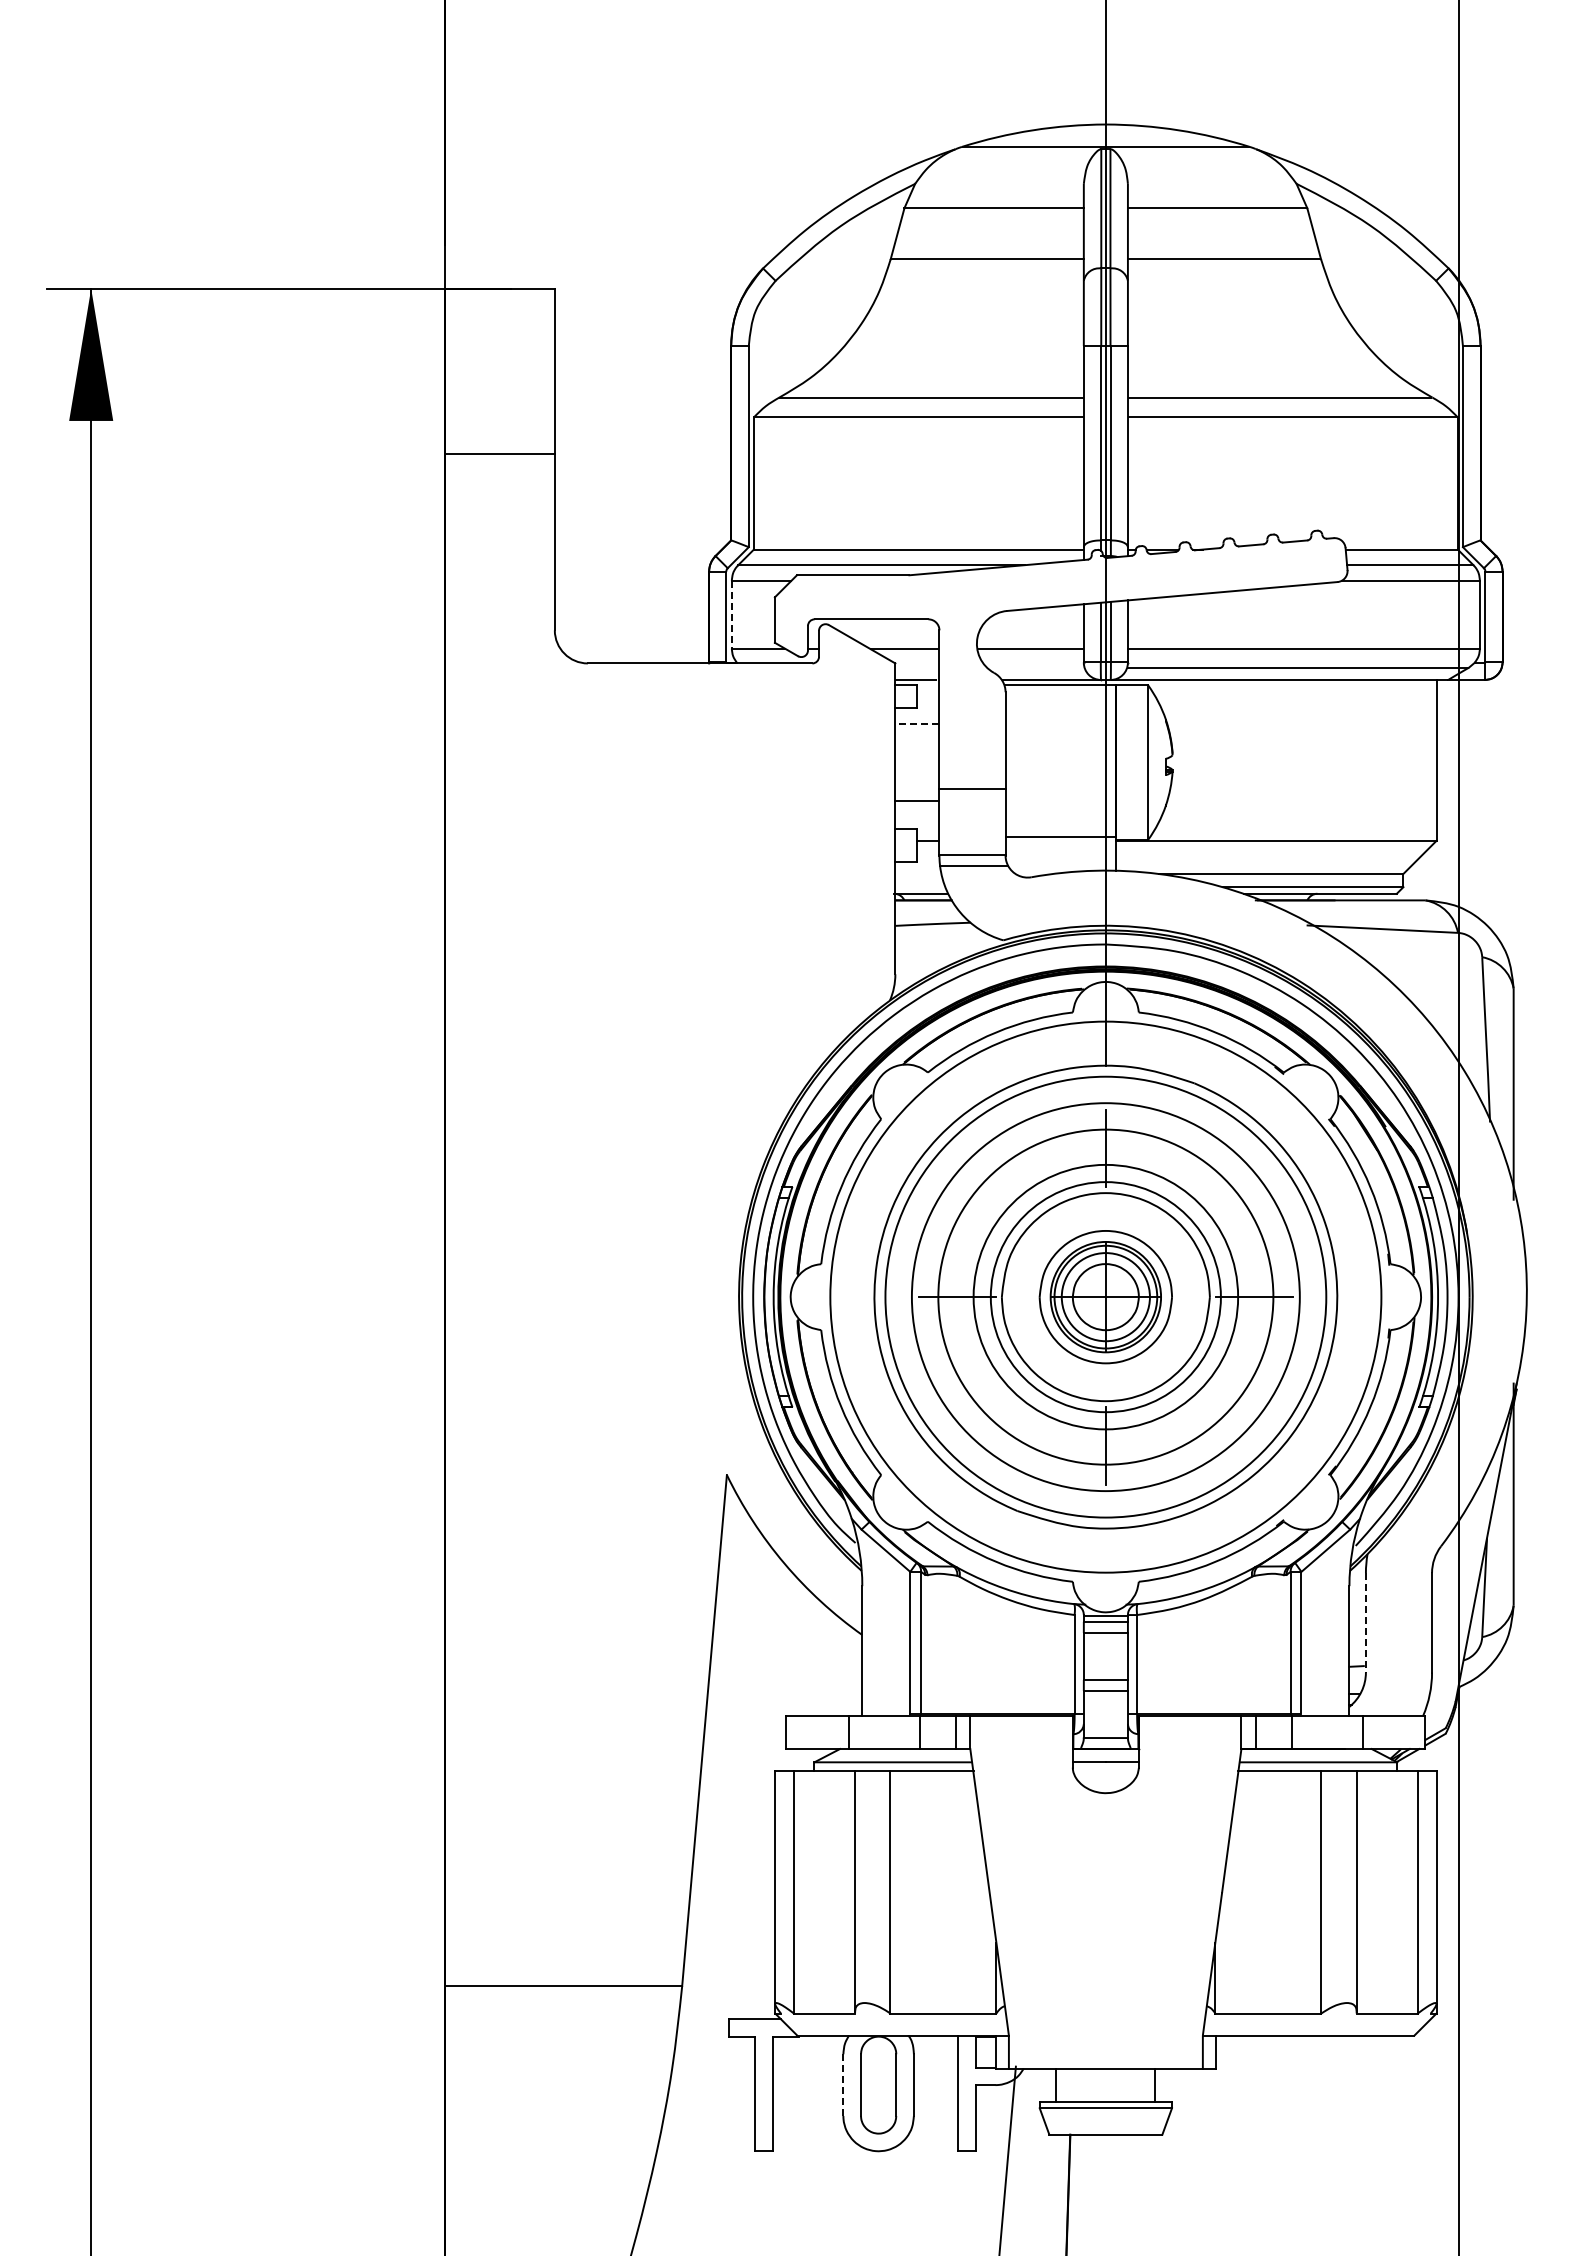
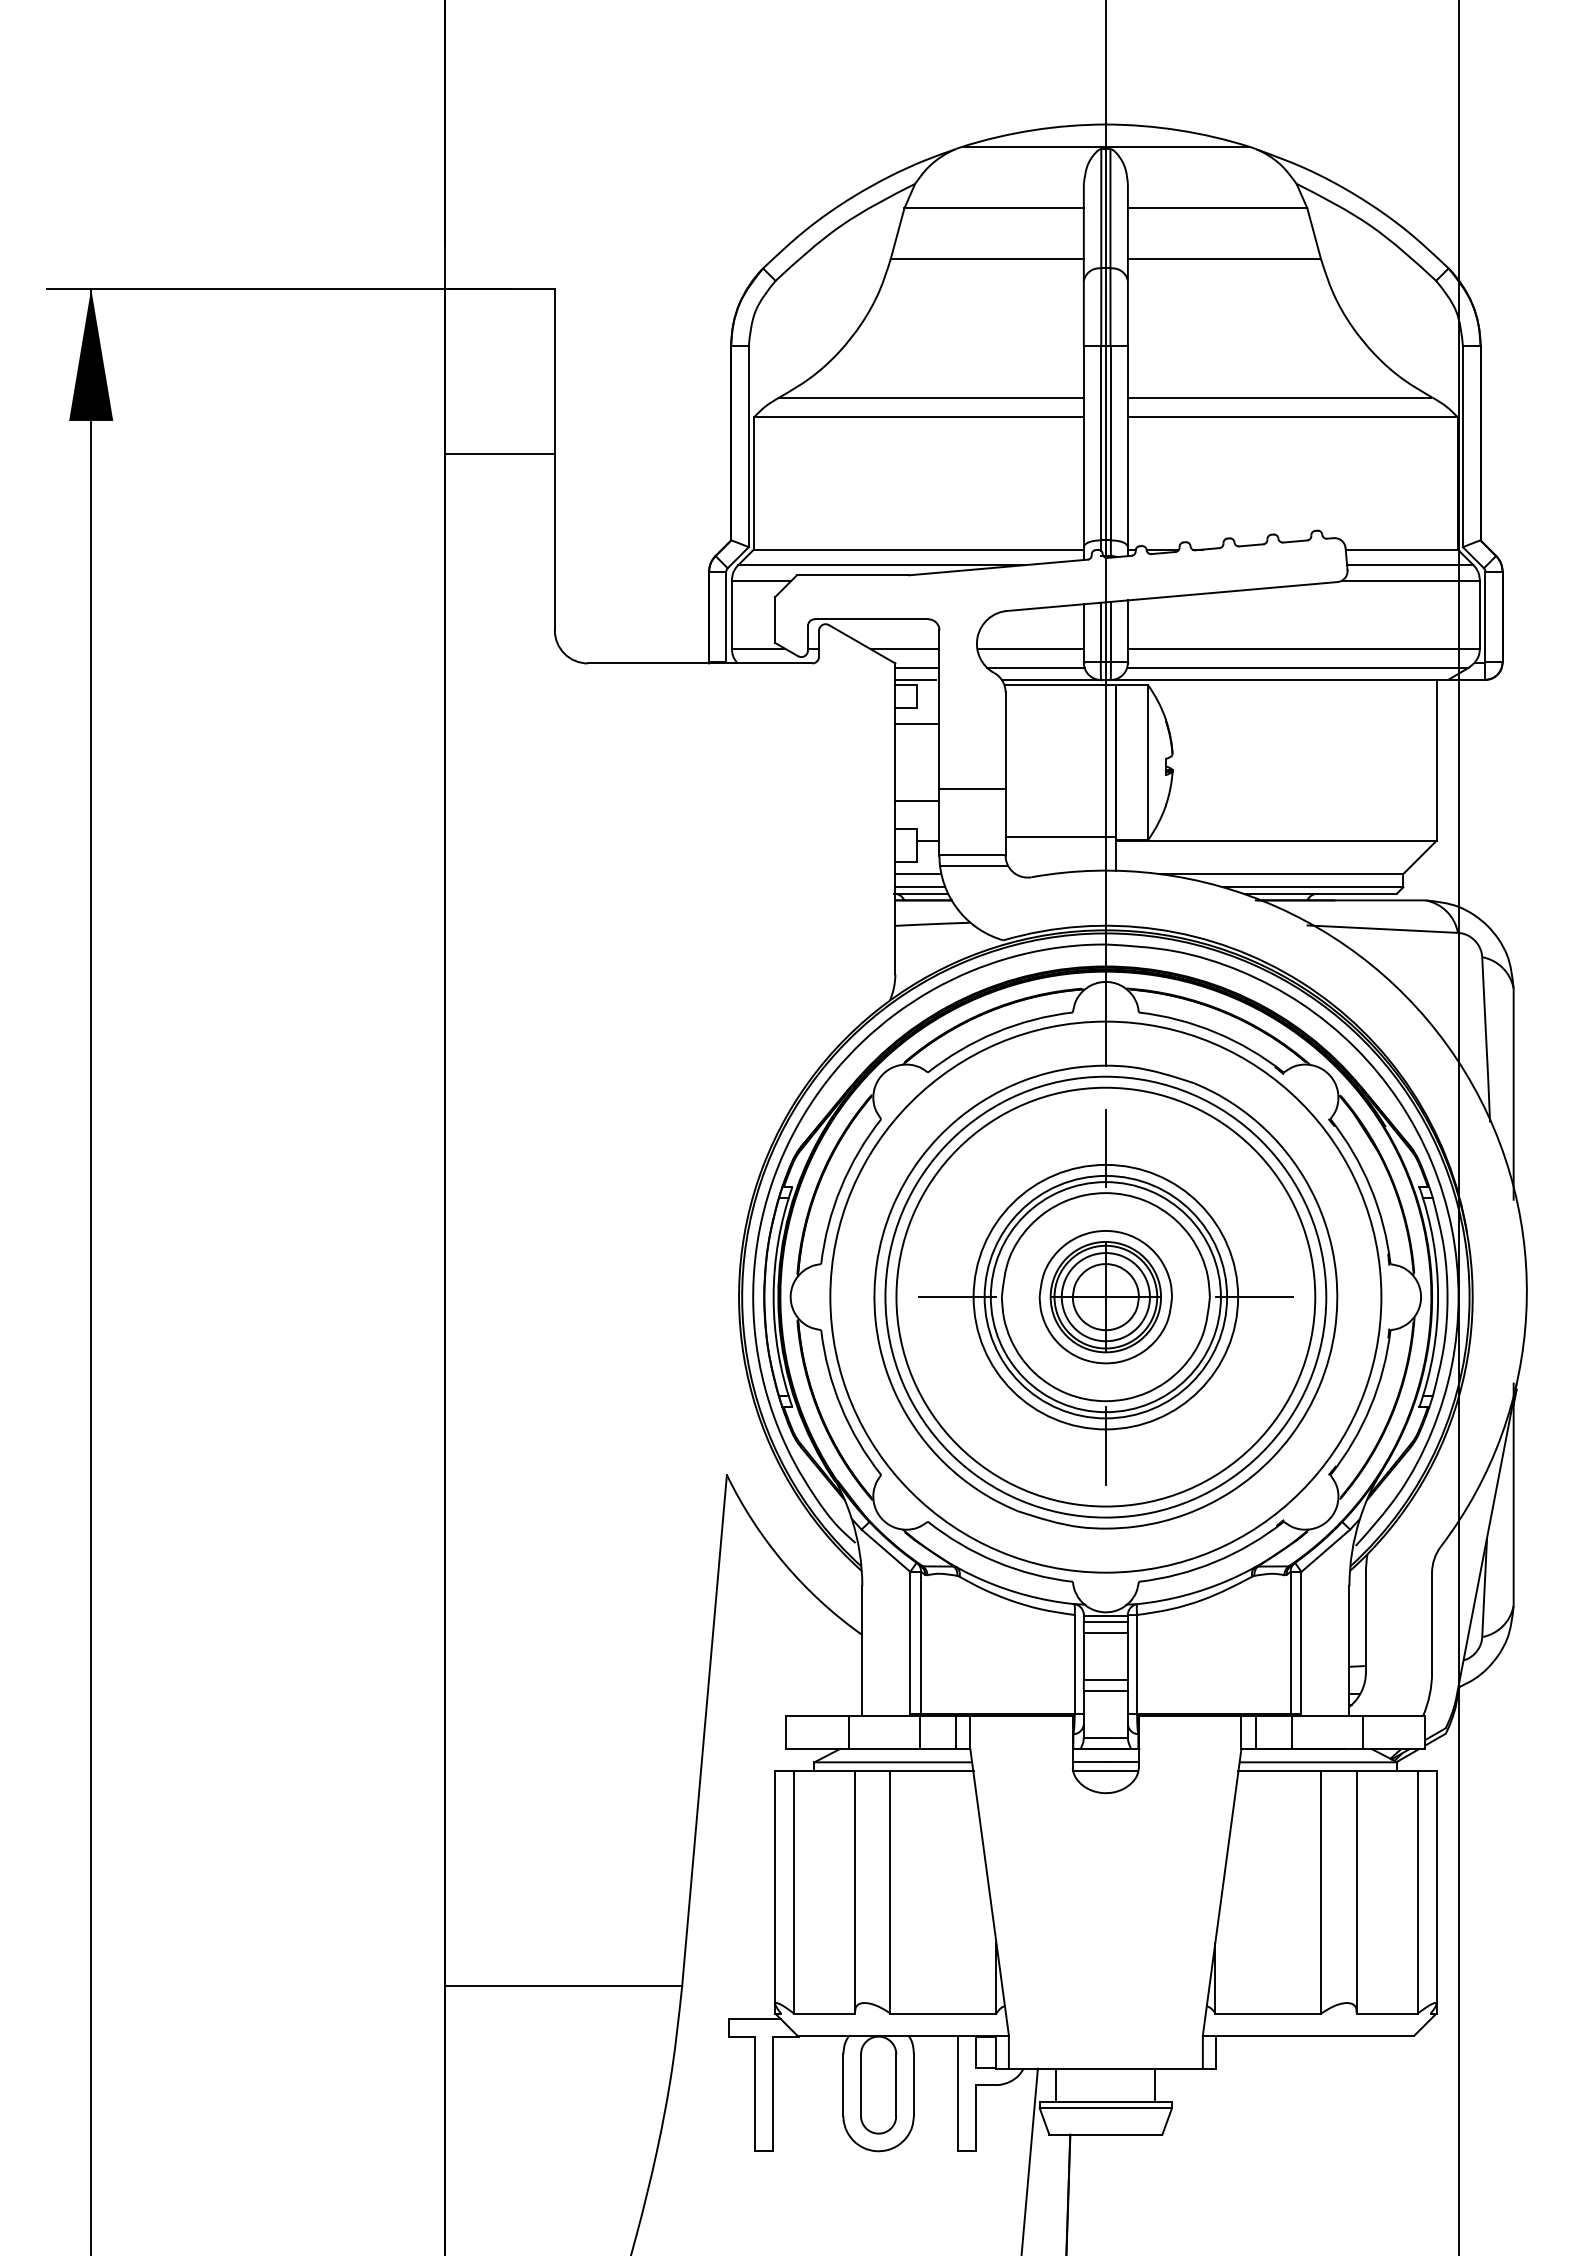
line: dashed -> solid (731, 614)
line: none -> present (917, 667)
line: none -> present (1035, 667)
line: dashed -> solid (916, 724)
line: none -> present (918, 873)
line: none -> present (920, 887)
circle diameter: 335 px -> 419 px (1105, 1296)
circle diameter: 388 px -> 242 px (1105, 1296)
line: dashed -> solid (1365, 1622)
line: none -> present (1105, 1771)
line: dashed -> solid (843, 2085)
line position: (1007, 2159) -> (1029, 2160) (1029, 2160)
